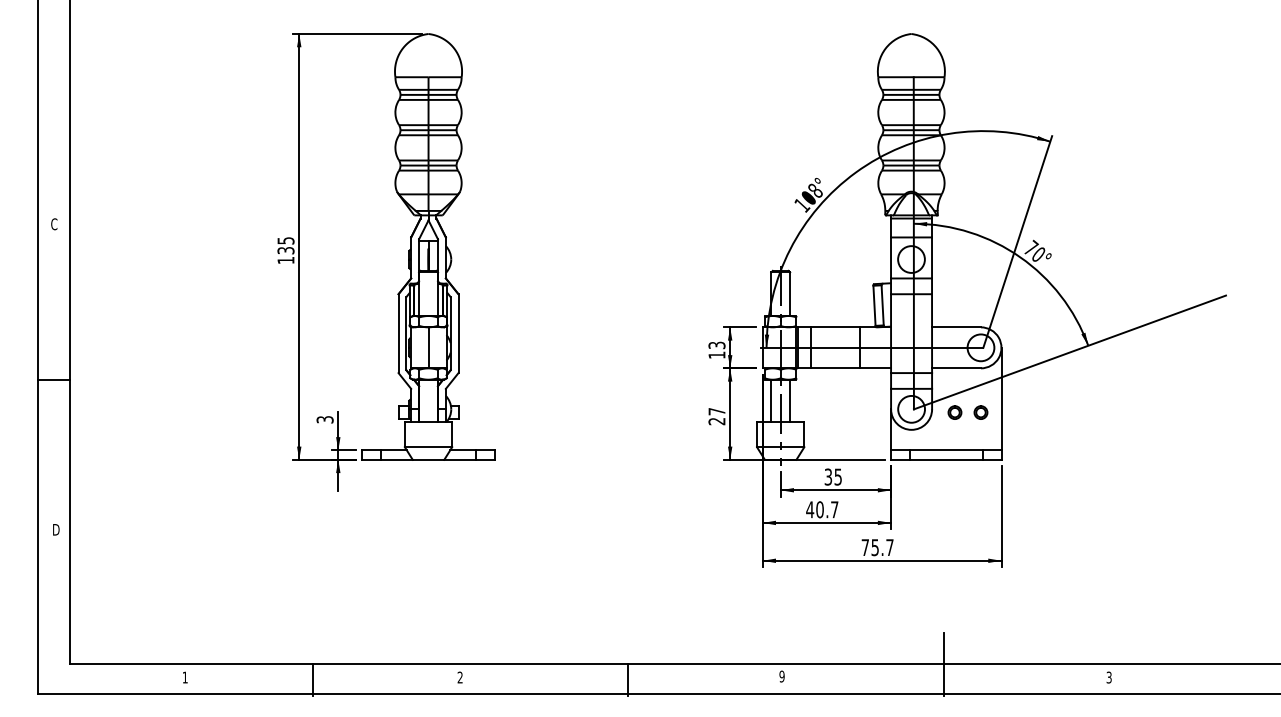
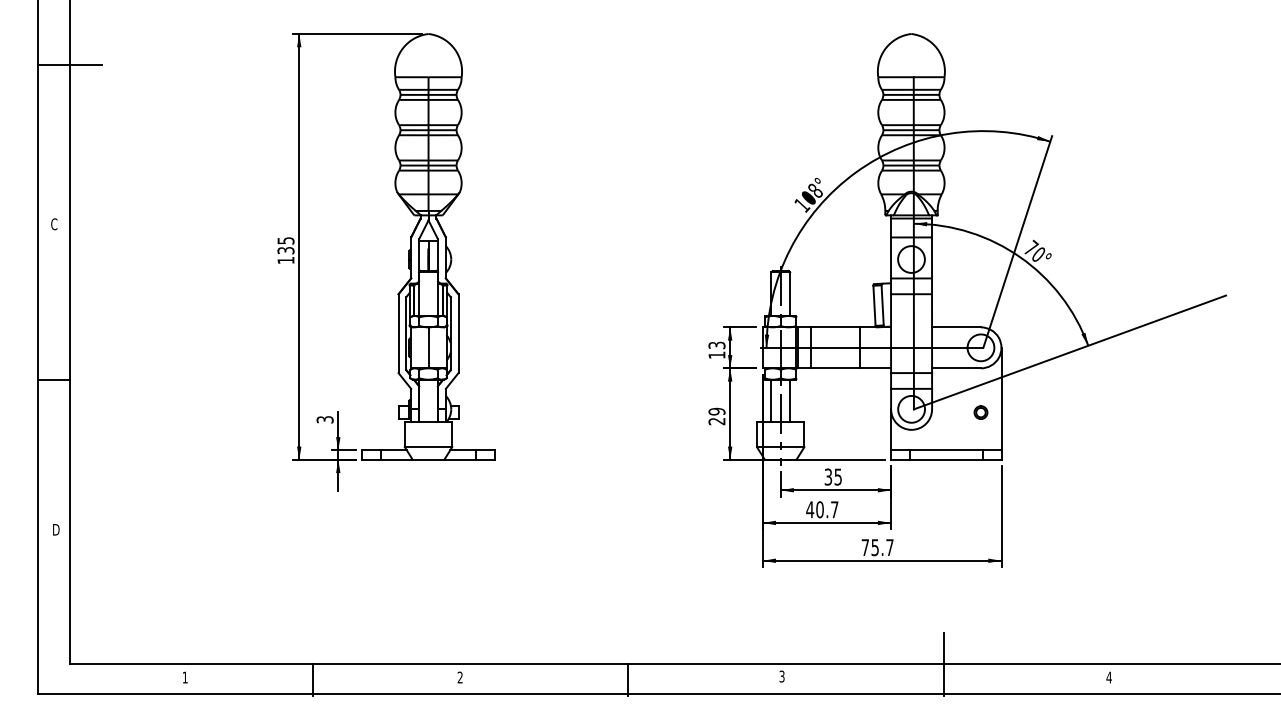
line: none -> present (69, 64)
text: 27 -> 29 (716, 411)
part: present -> none (954, 412)
text: 9 -> 3 (781, 676)
text: 3 -> 4 (1108, 677)
